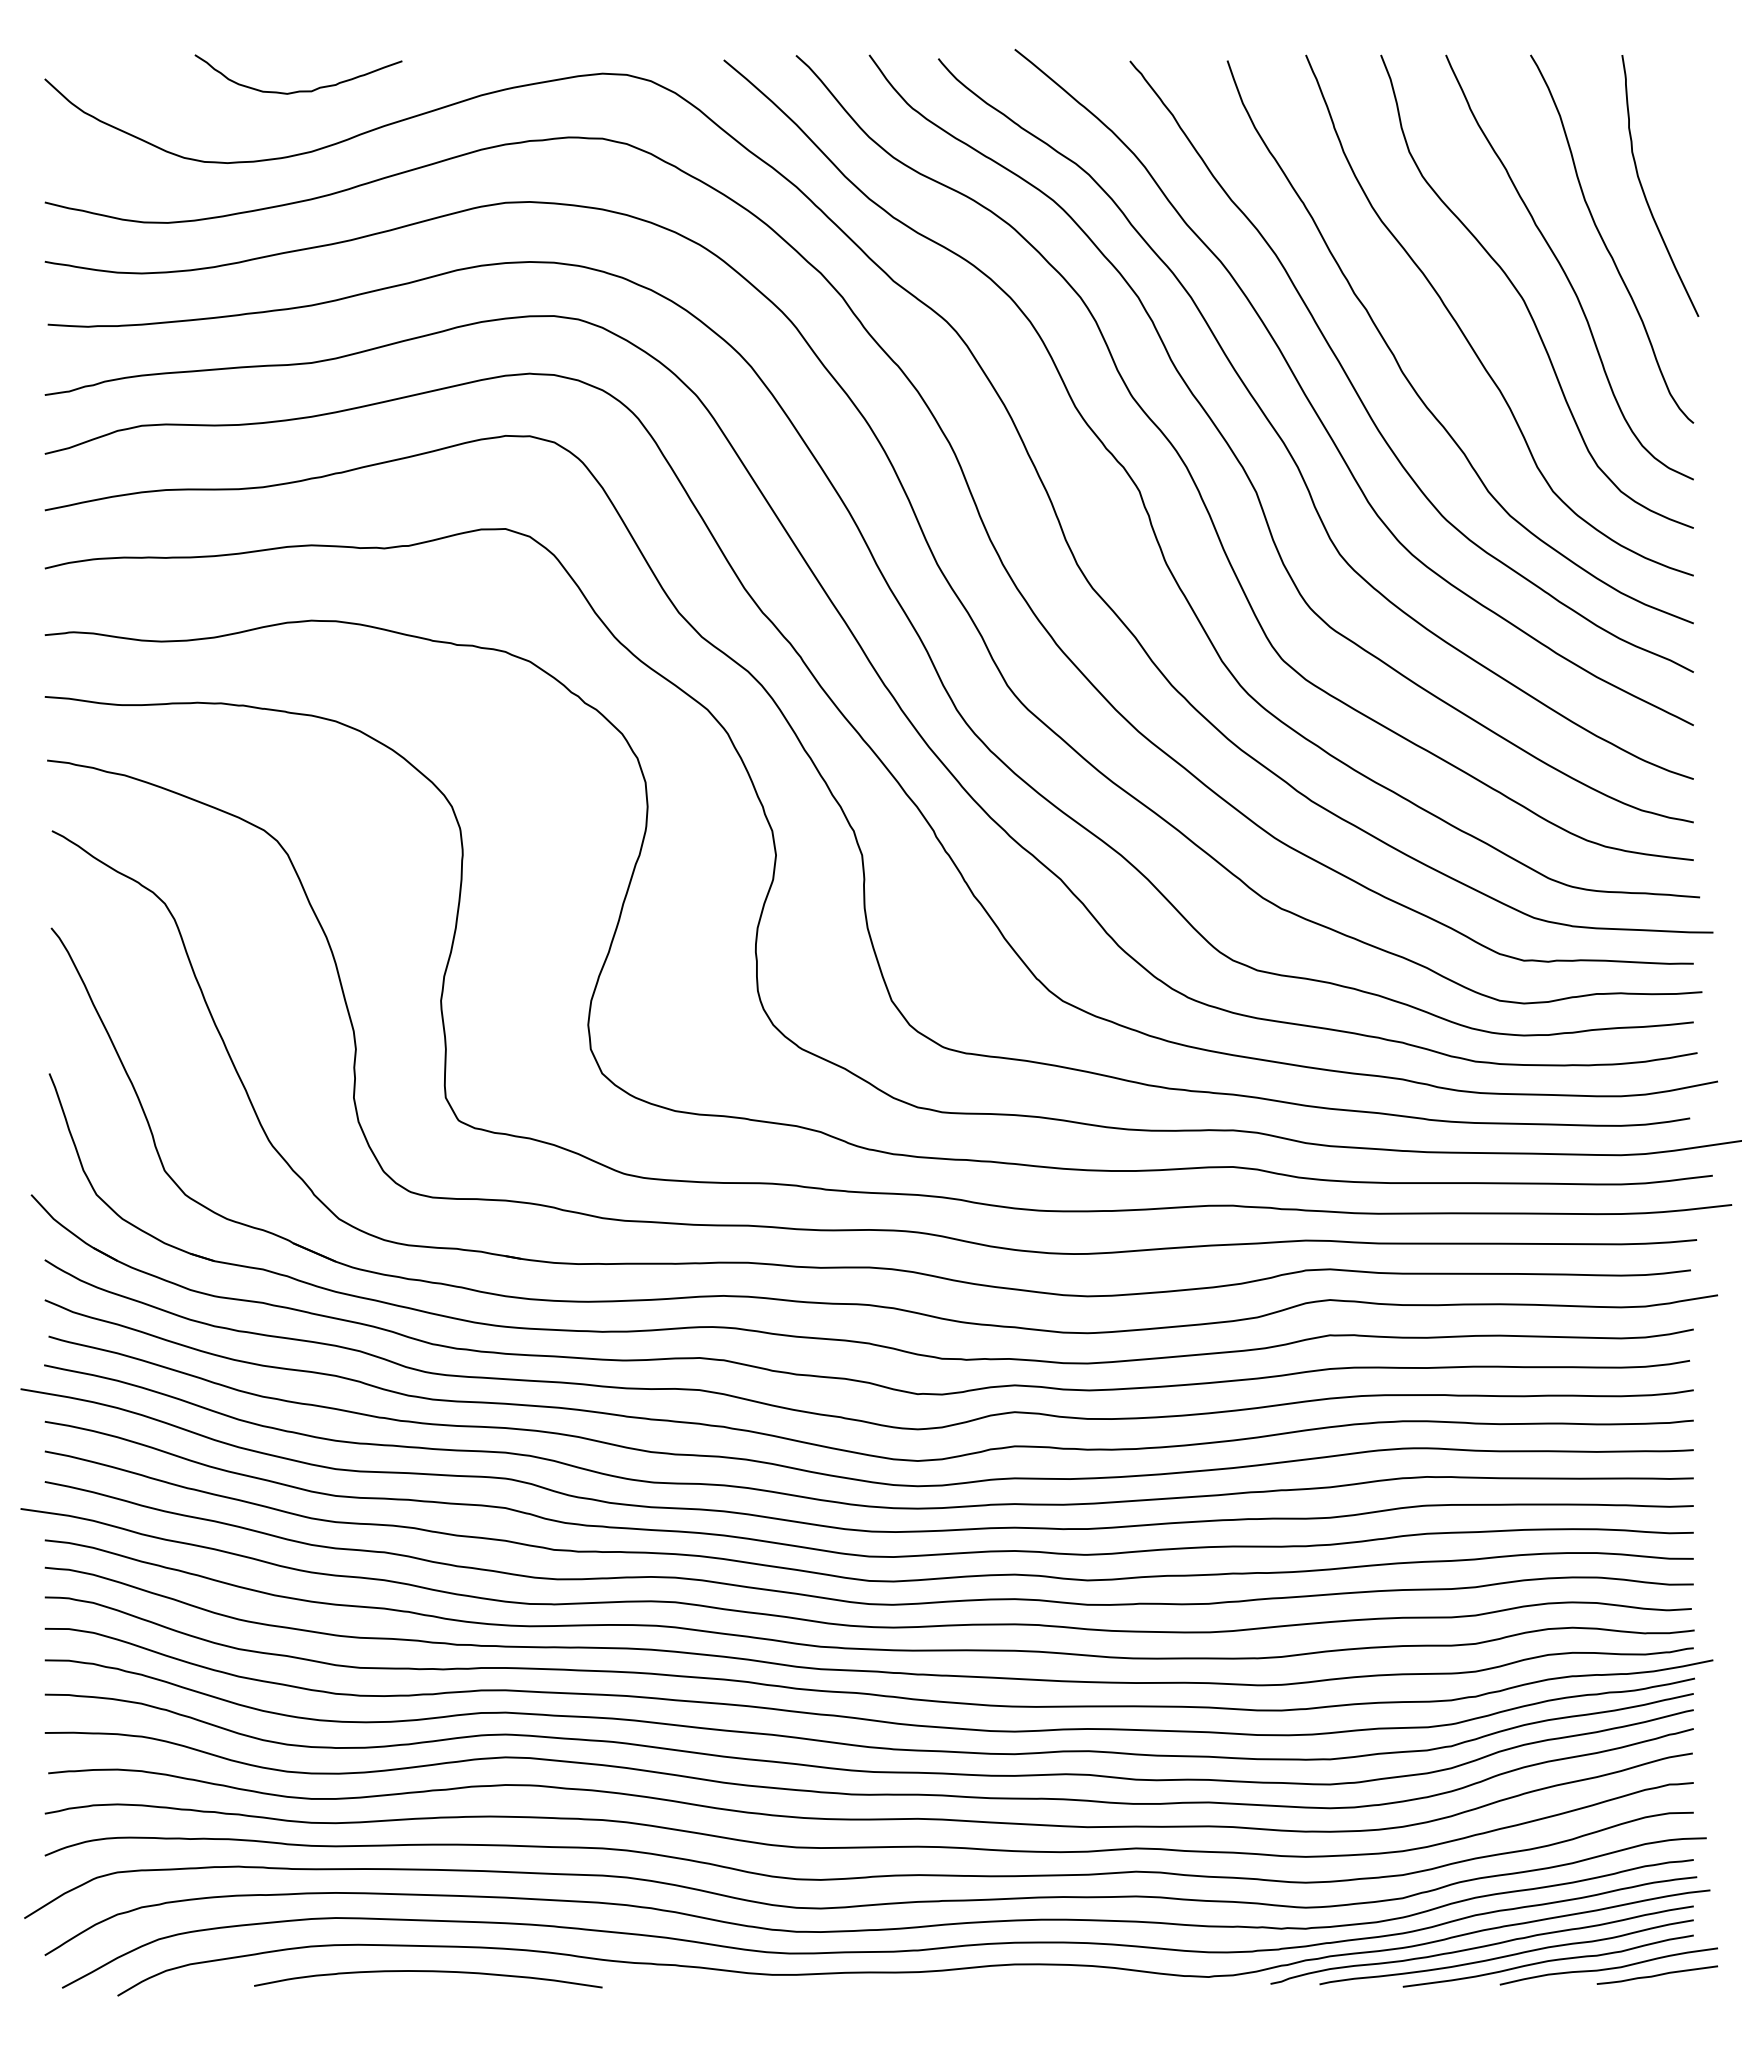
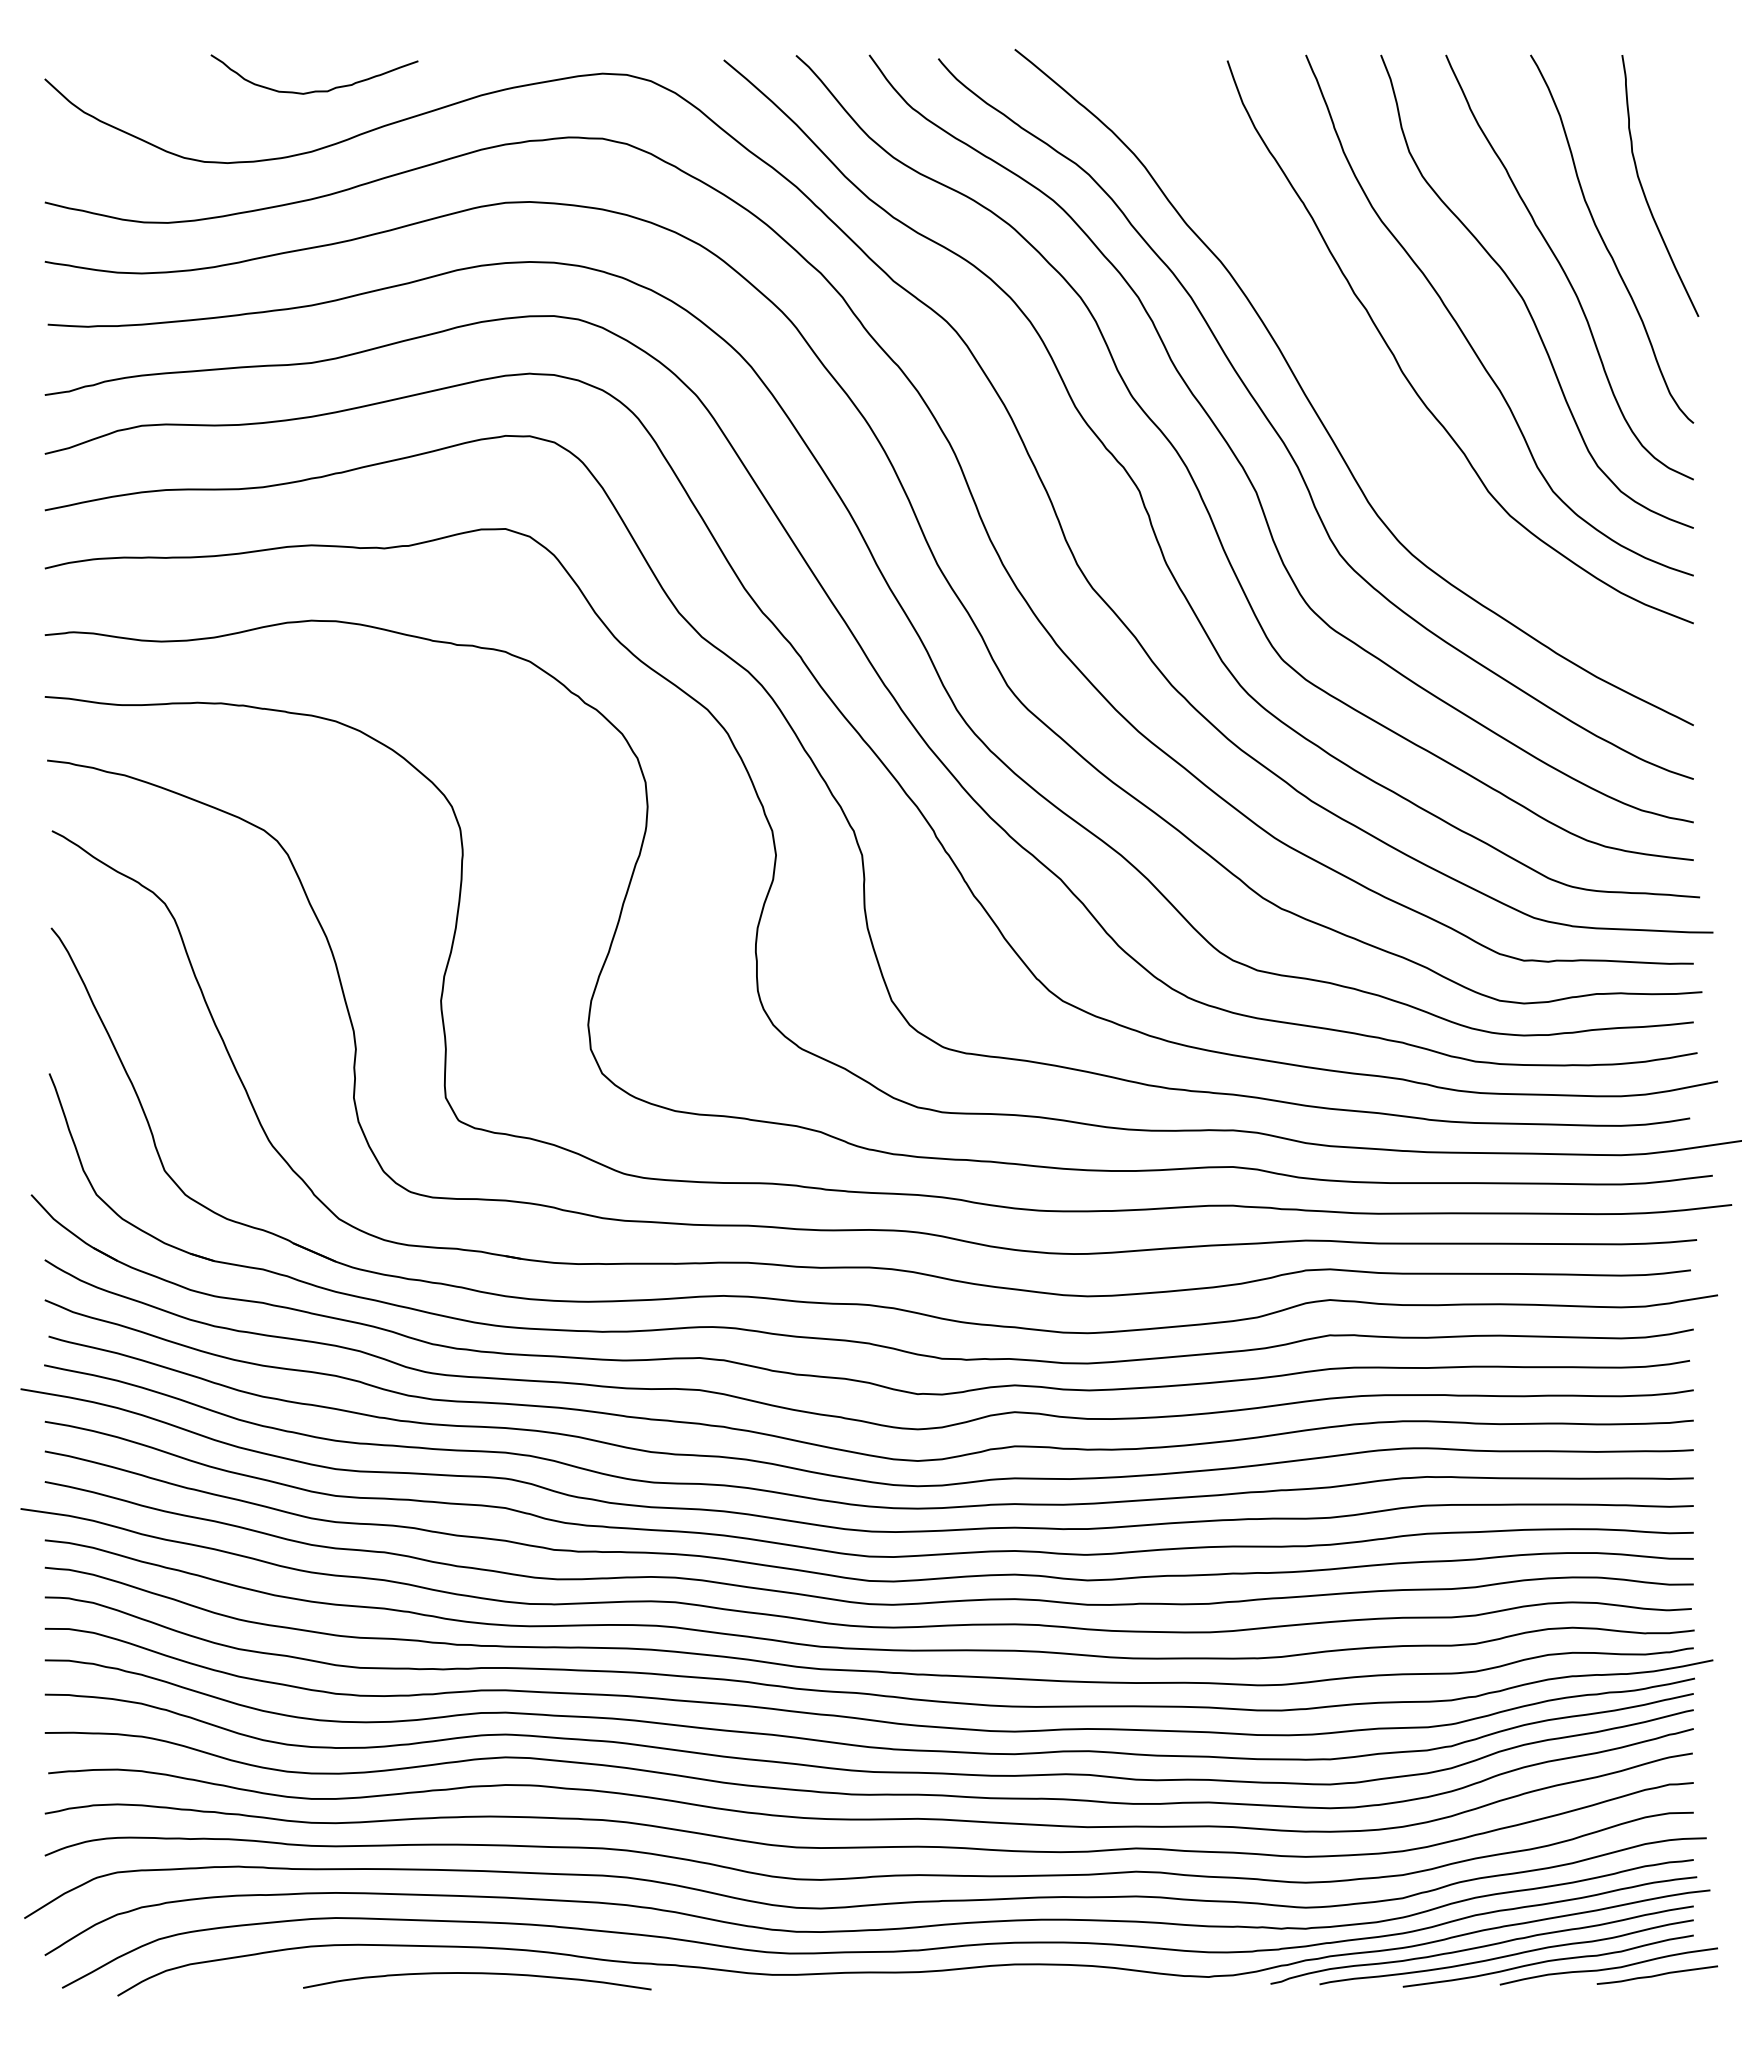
curve position: (298, 90) -> (314, 90) (314, 90)
curve: present -> none (1358, 393)
curve position: (428, 1972) -> (477, 1974) (477, 1974)
